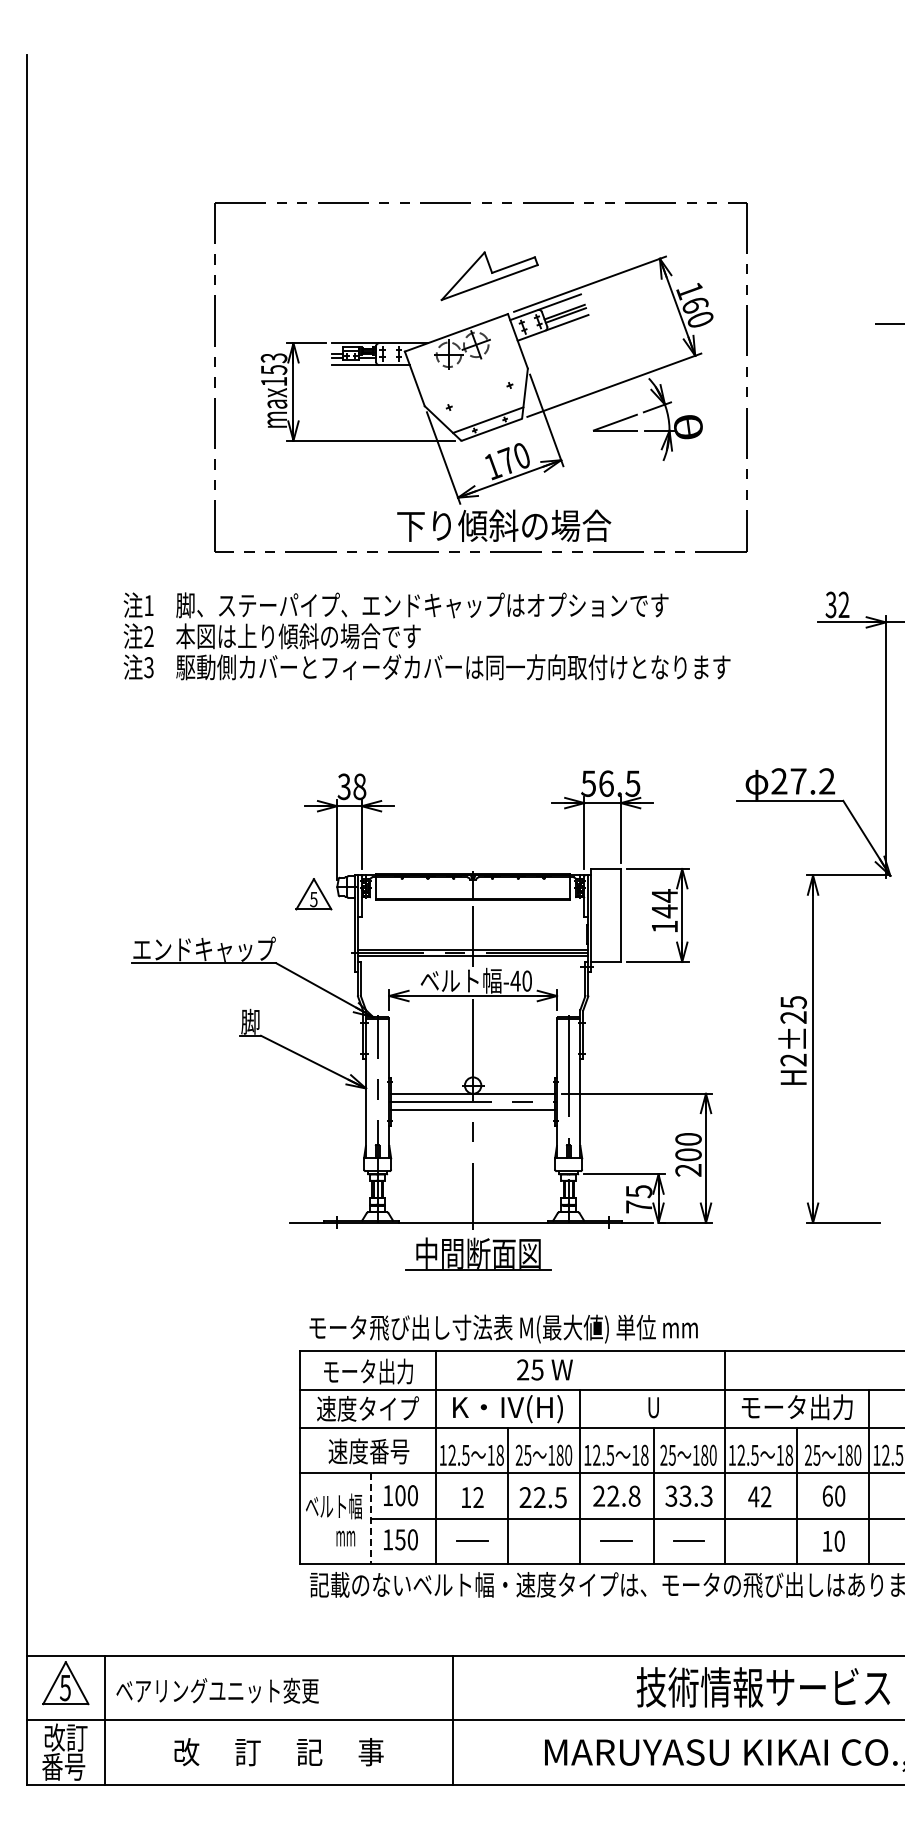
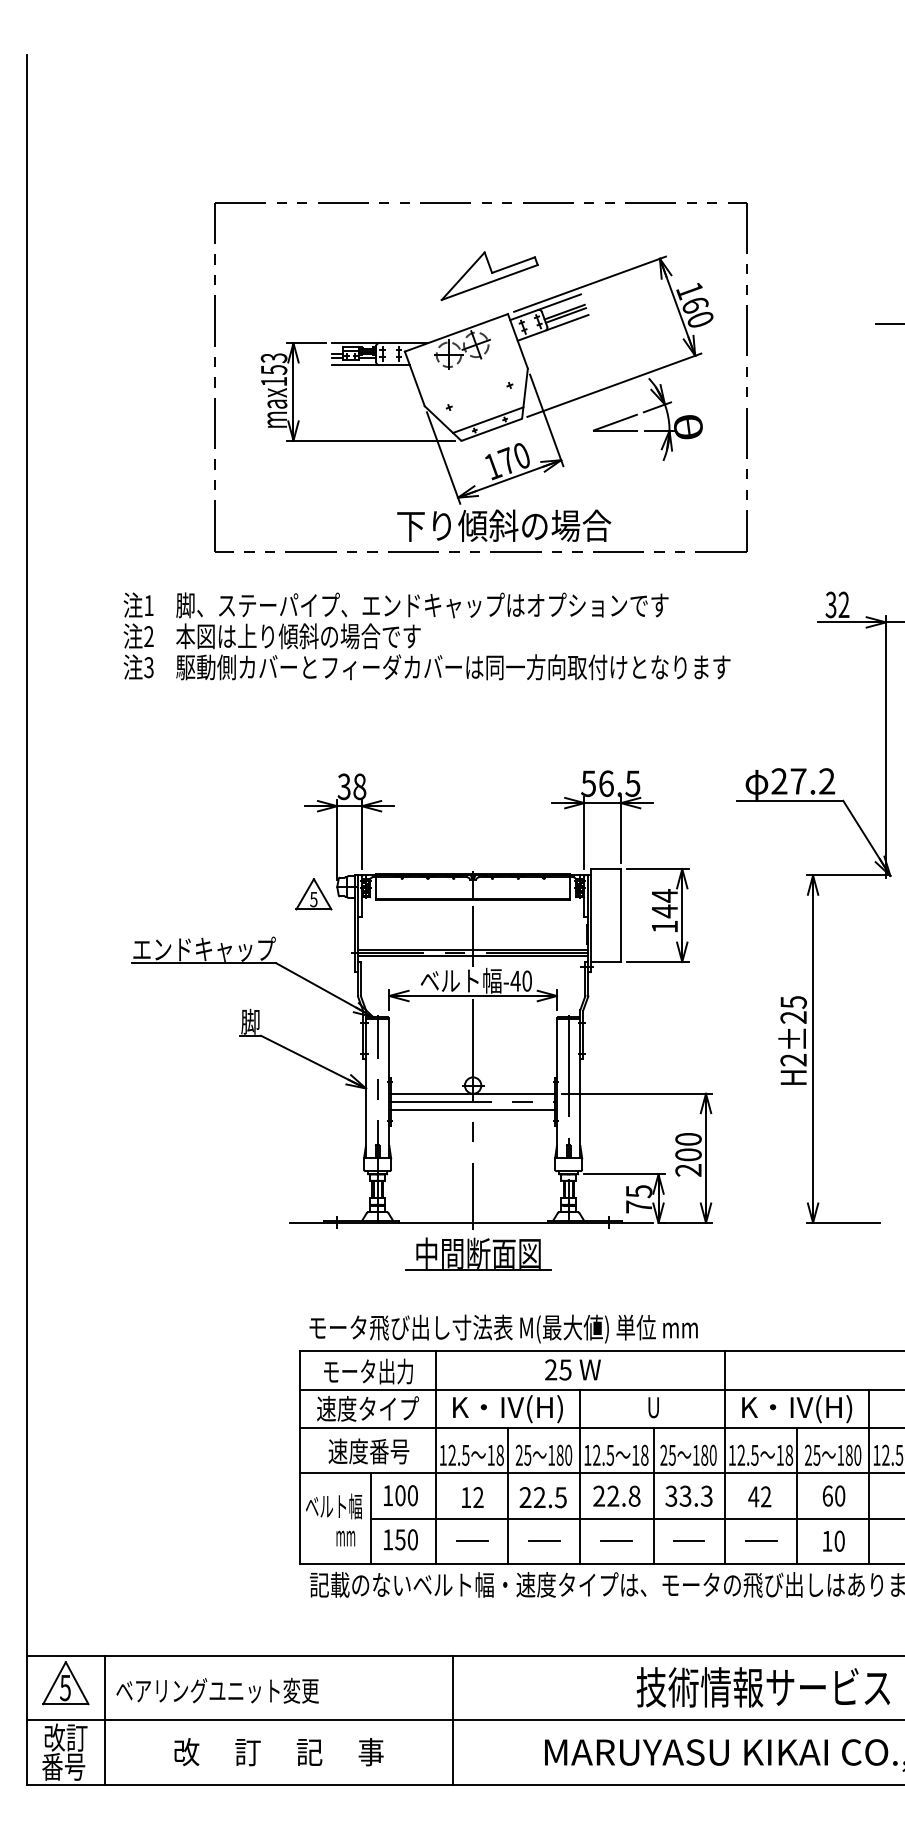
text position: (544, 1369) -> (572, 1369) (572, 1369)
text: モータ出力 -> K・IV(H) (796, 1408)
line: dashed -> solid (371, 1519)
line: none -> present (544, 1541)
line: none -> present (761, 1541)
